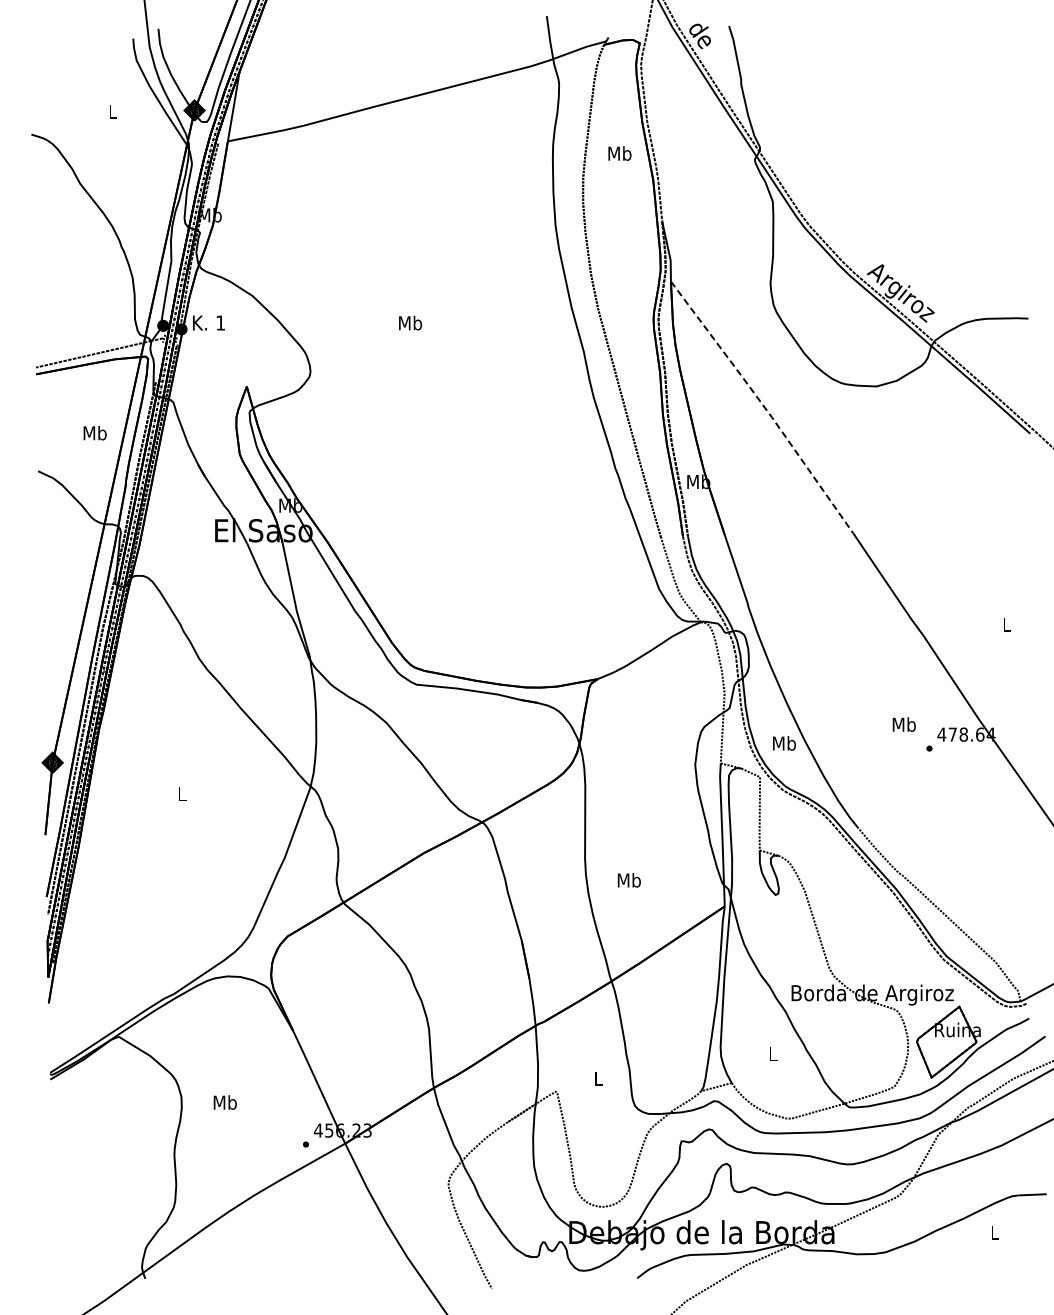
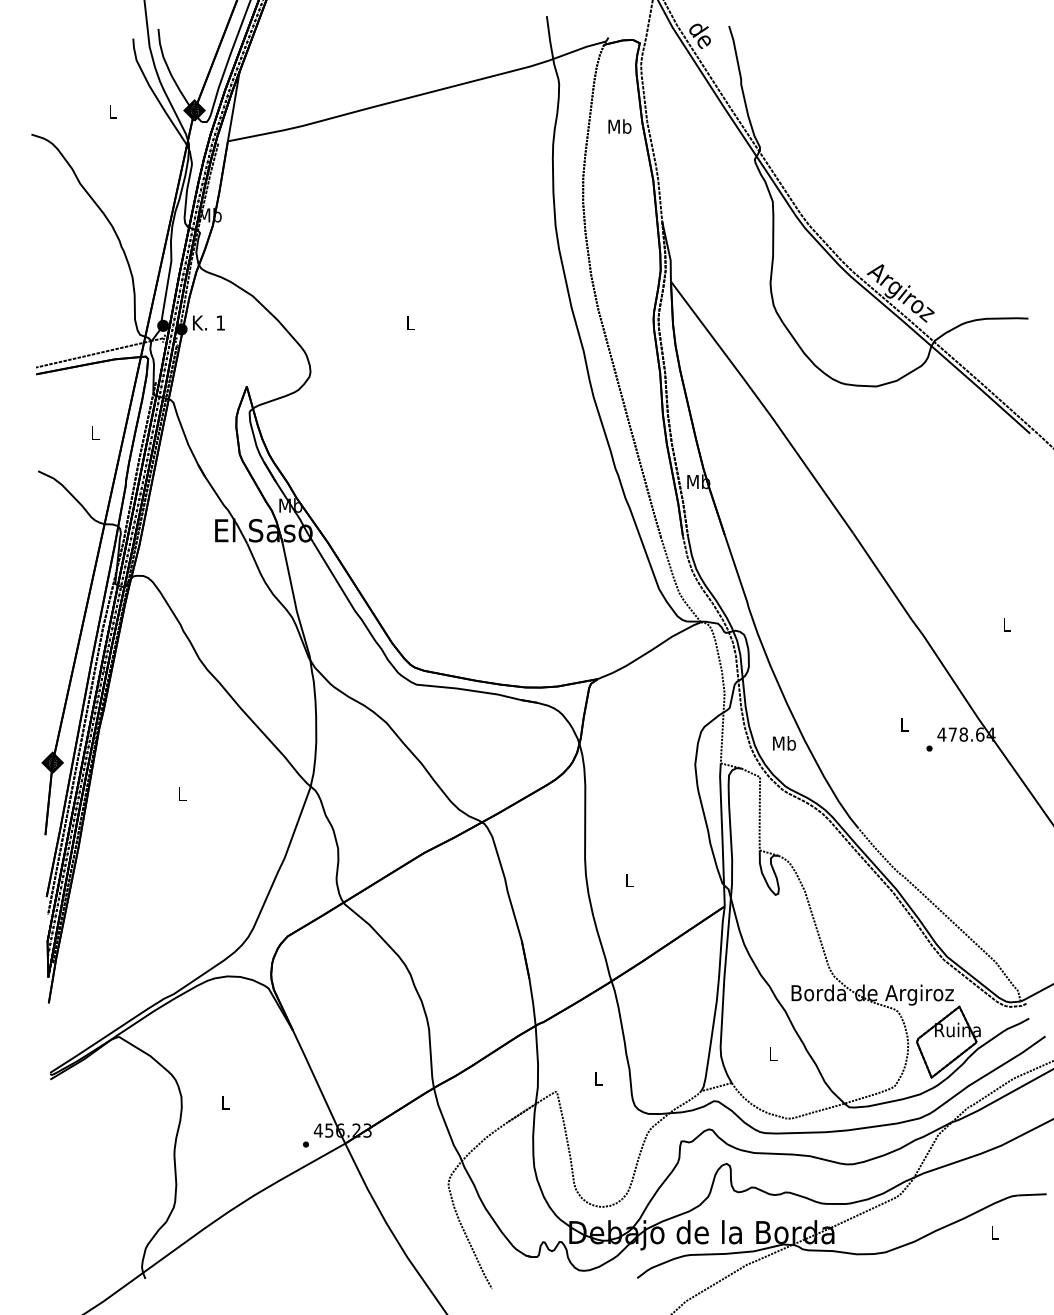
text position: (619, 153) -> (619, 126) (619, 126)
text: Mb -> L (410, 322)
line: dashed -> solid (763, 406)
text: Mb -> L (94, 432)
text: Mb -> L (903, 724)
text: Mb -> L (628, 880)
text: Mb -> L (224, 1102)
